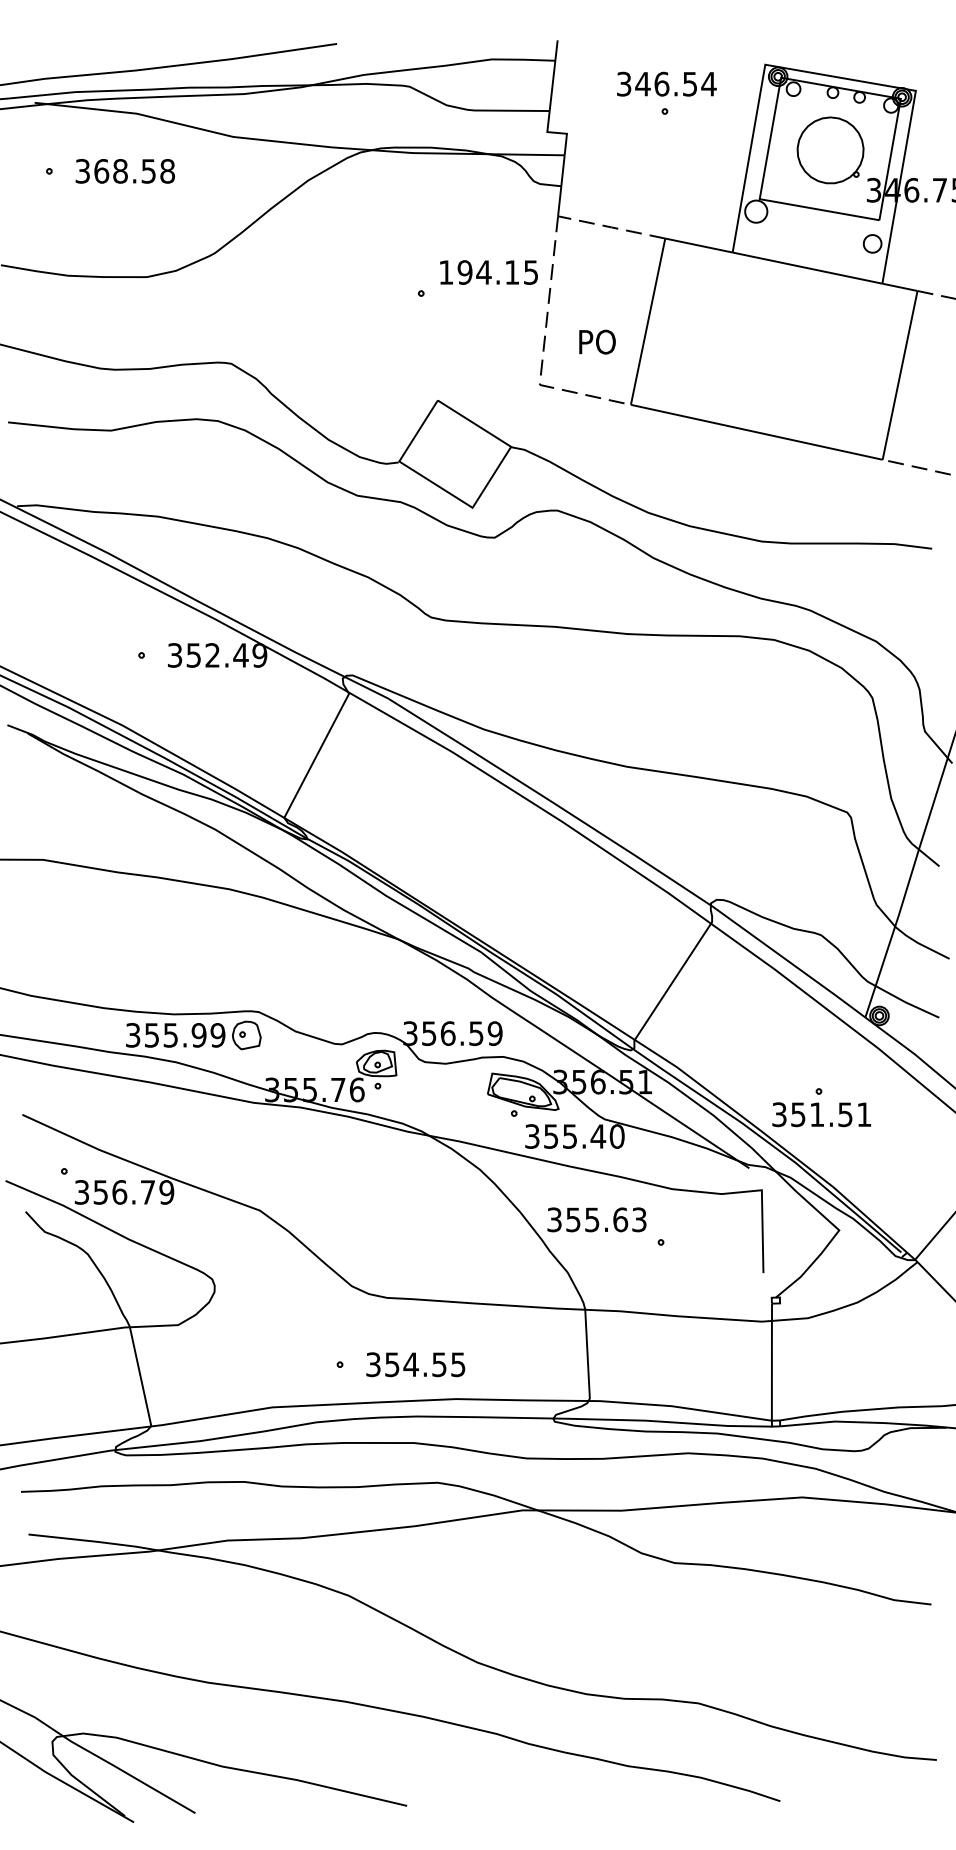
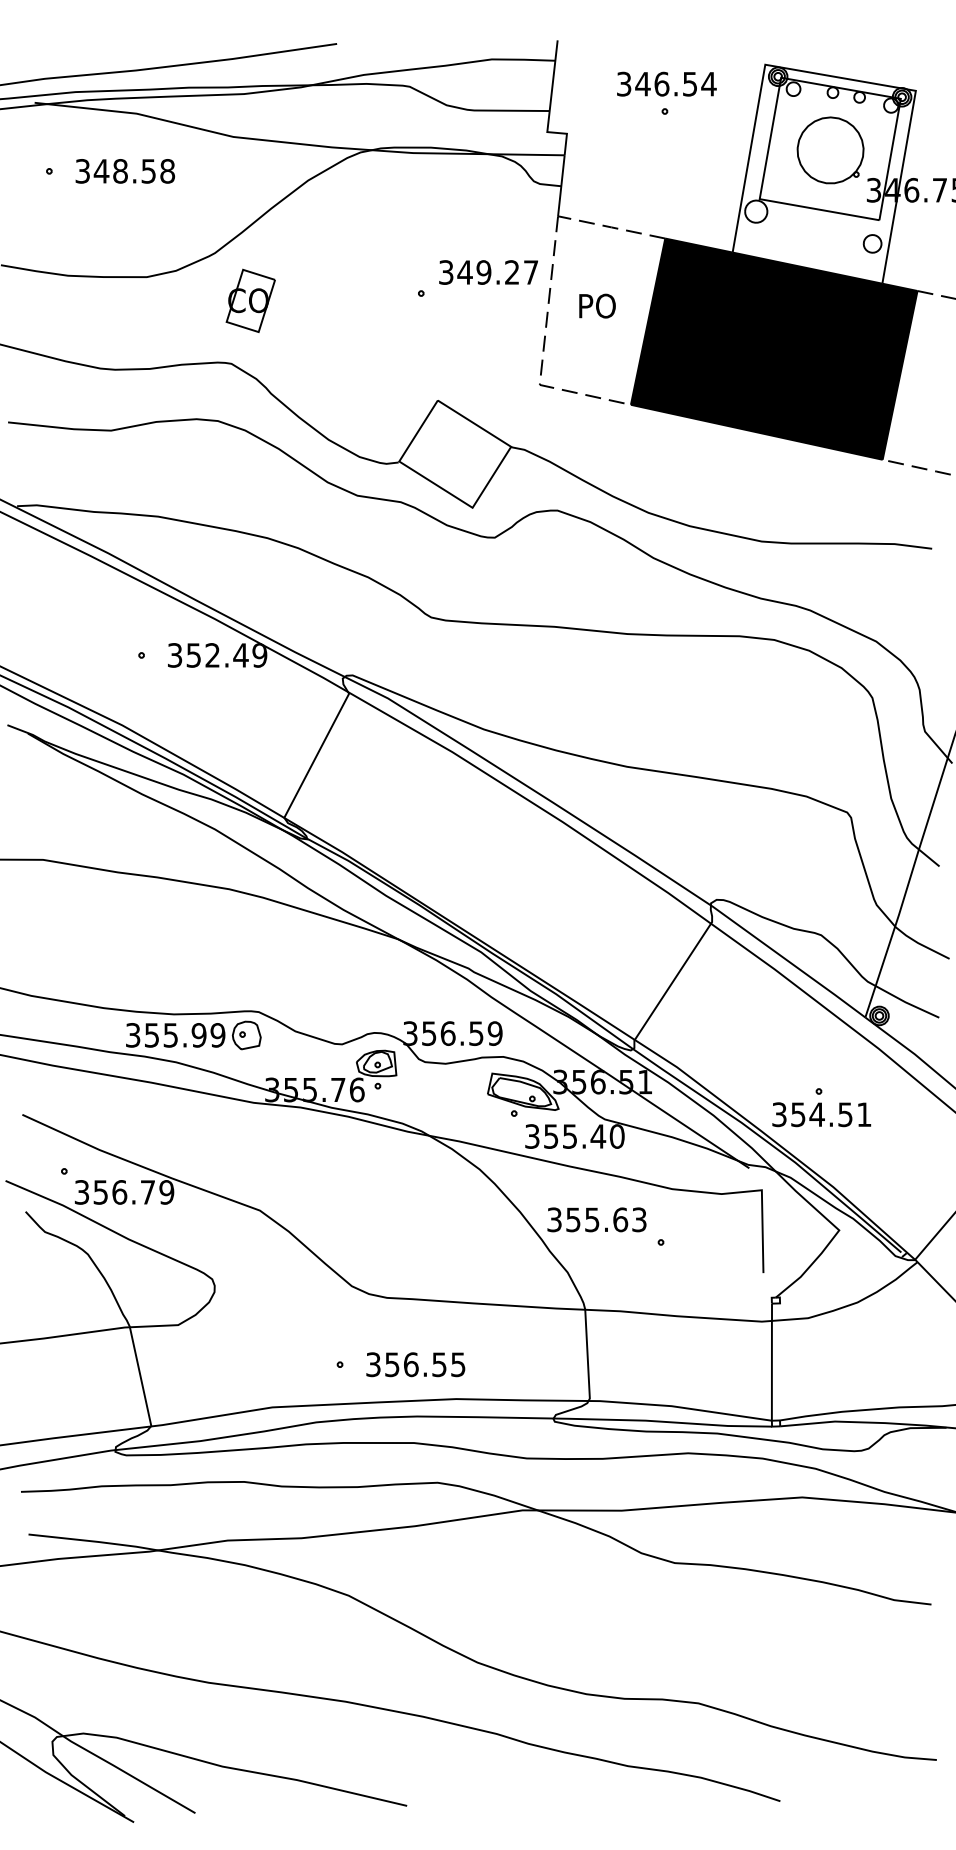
text: 368.58 -> 348.58 (101, 171)
text: 194.15 -> 349.27 (488, 272)
part: none -> present (250, 300)
text position: (597, 341) -> (597, 305) (597, 305)
fill: none -> present (773, 348)
text: 351.51 -> 354.51 (816, 1114)
text: 354.55 -> 356.55 (410, 1364)
